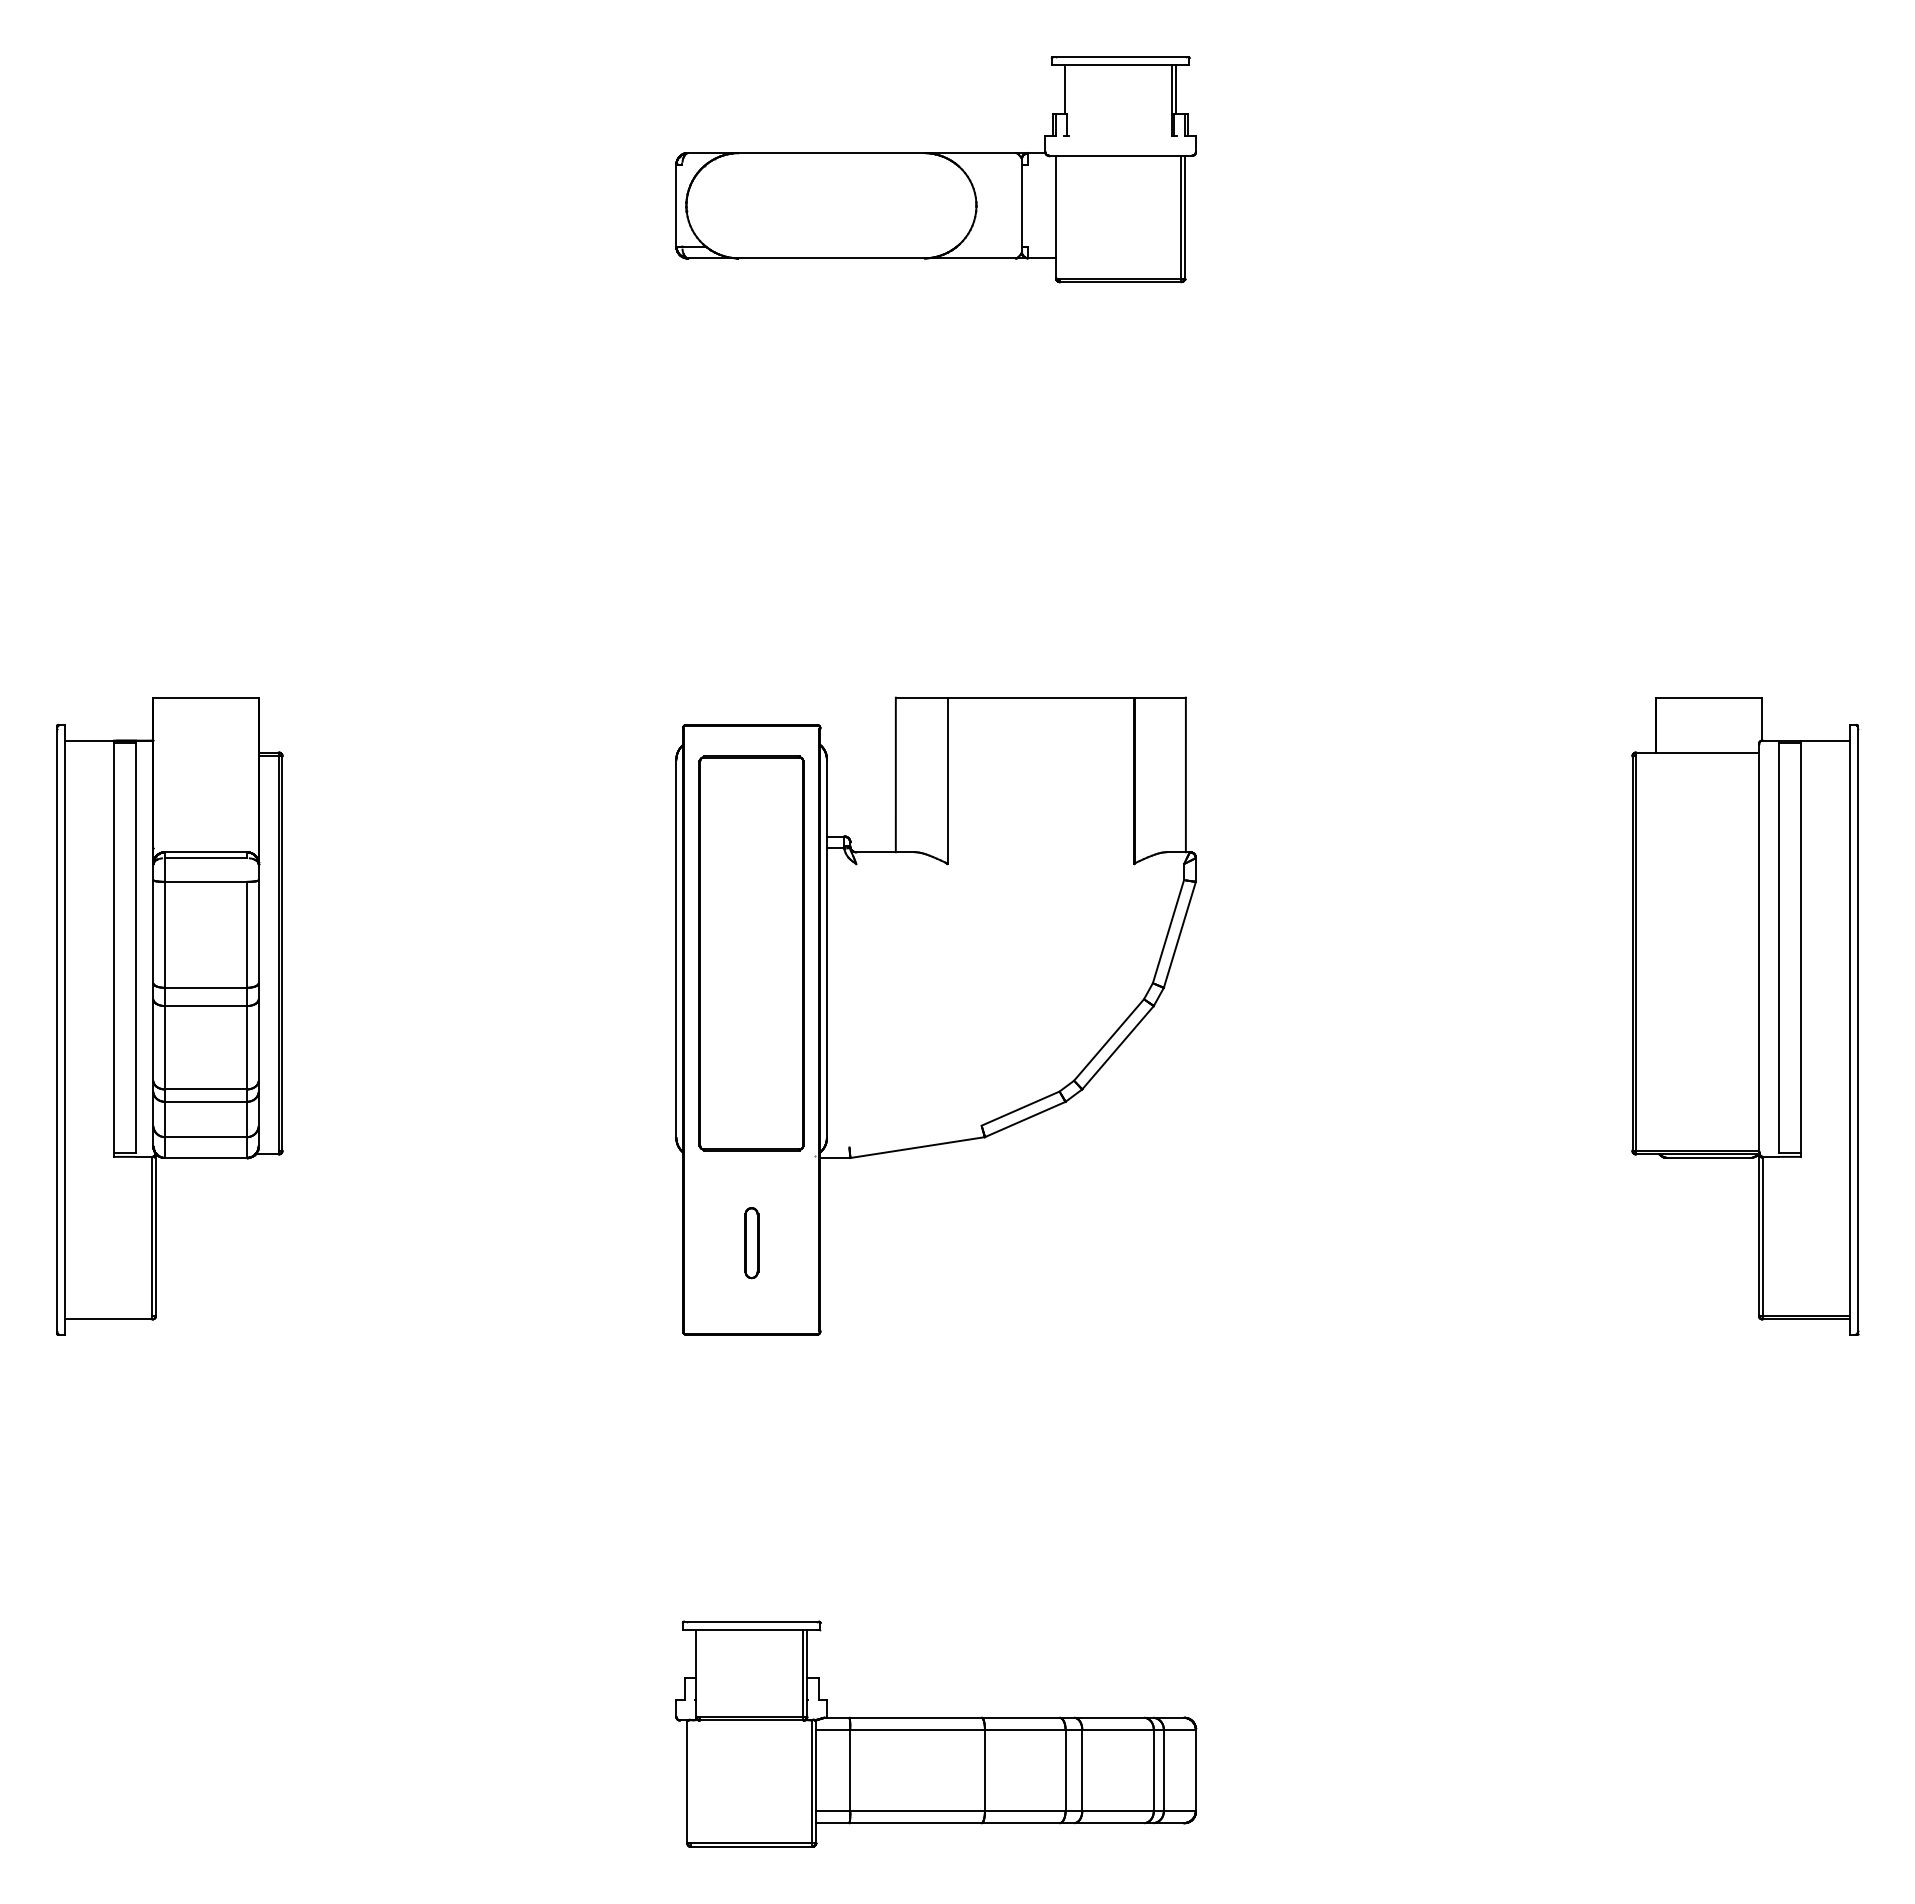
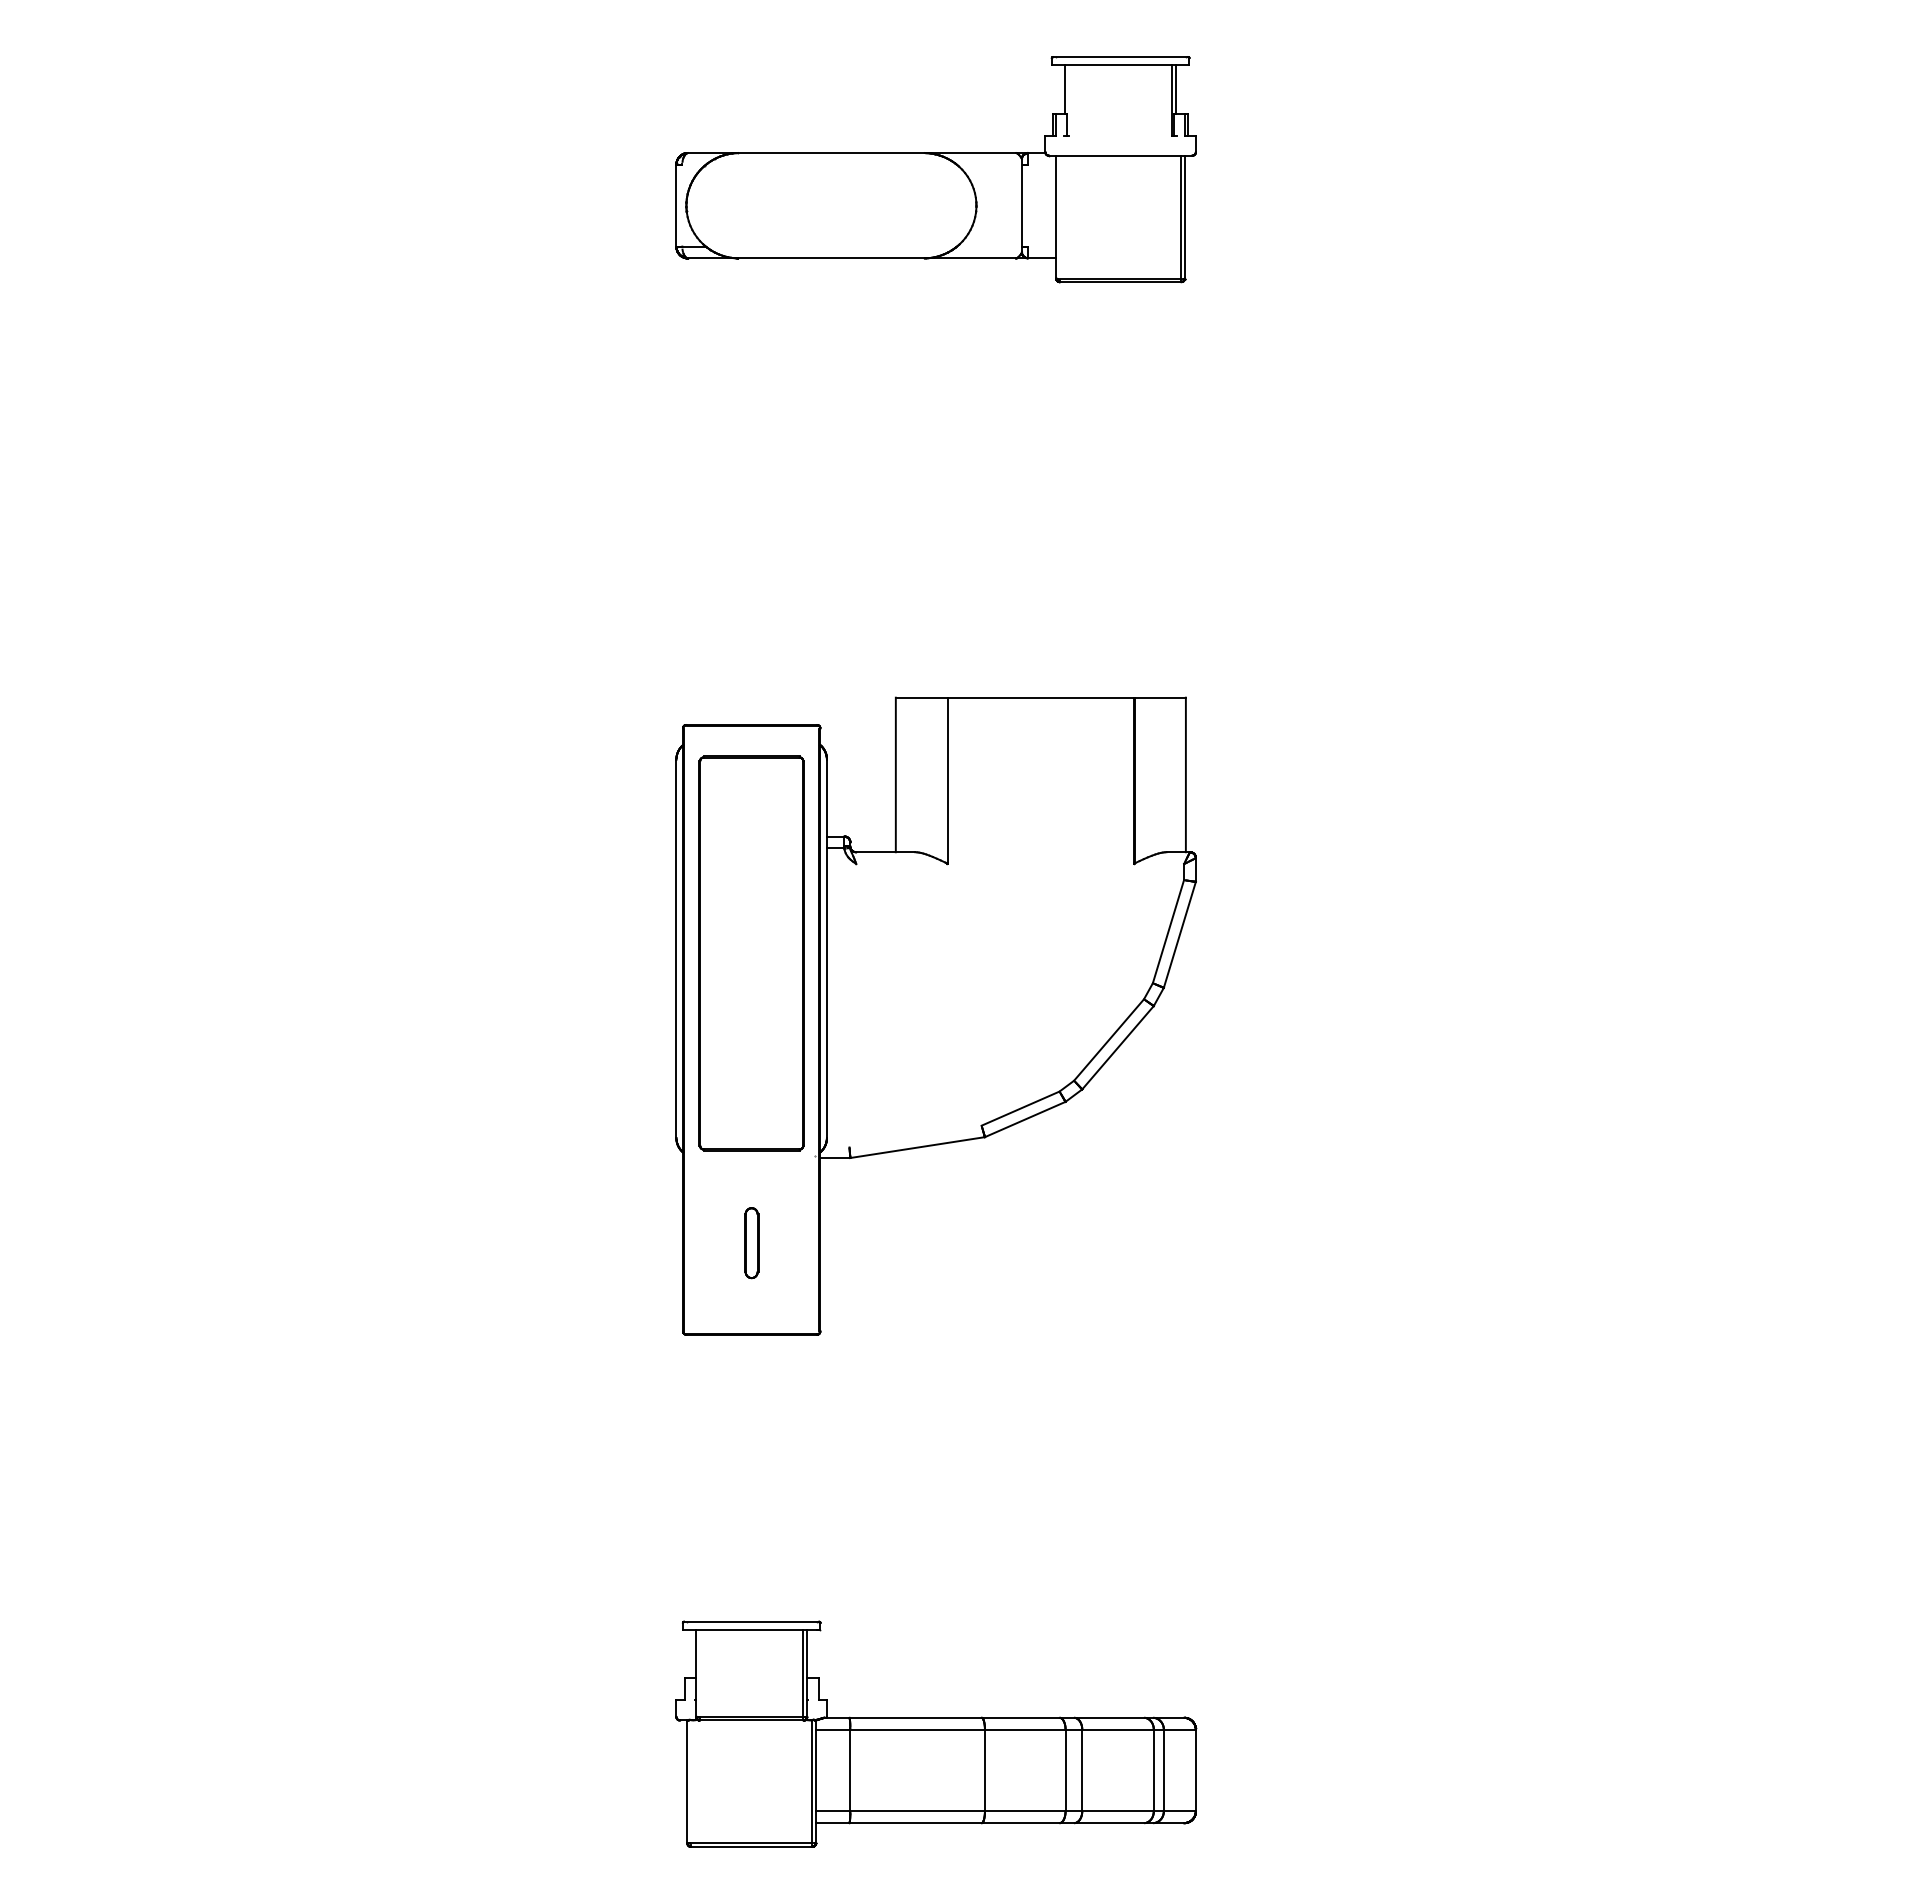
part: present -> none (169, 1016)
part: present -> none (1745, 1016)
